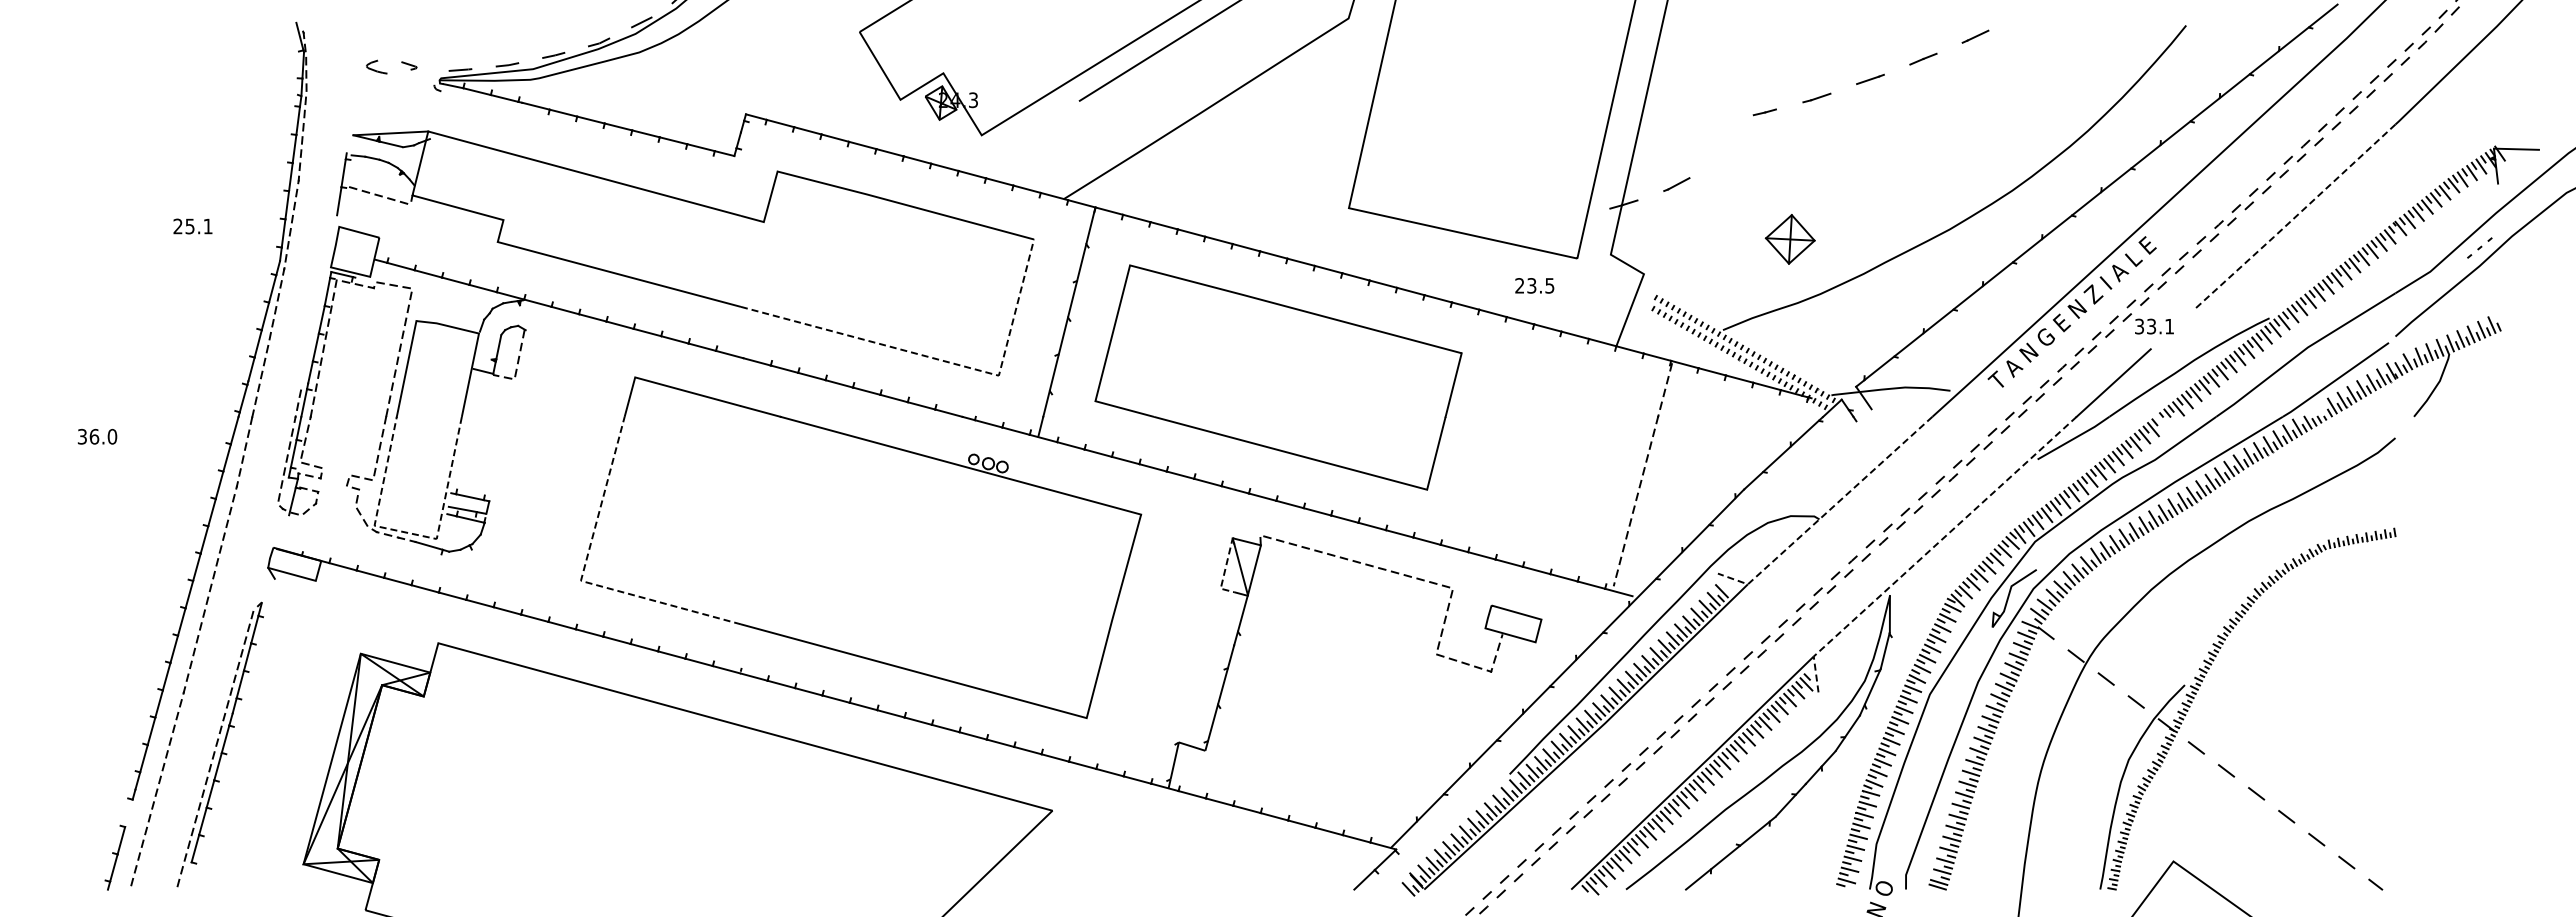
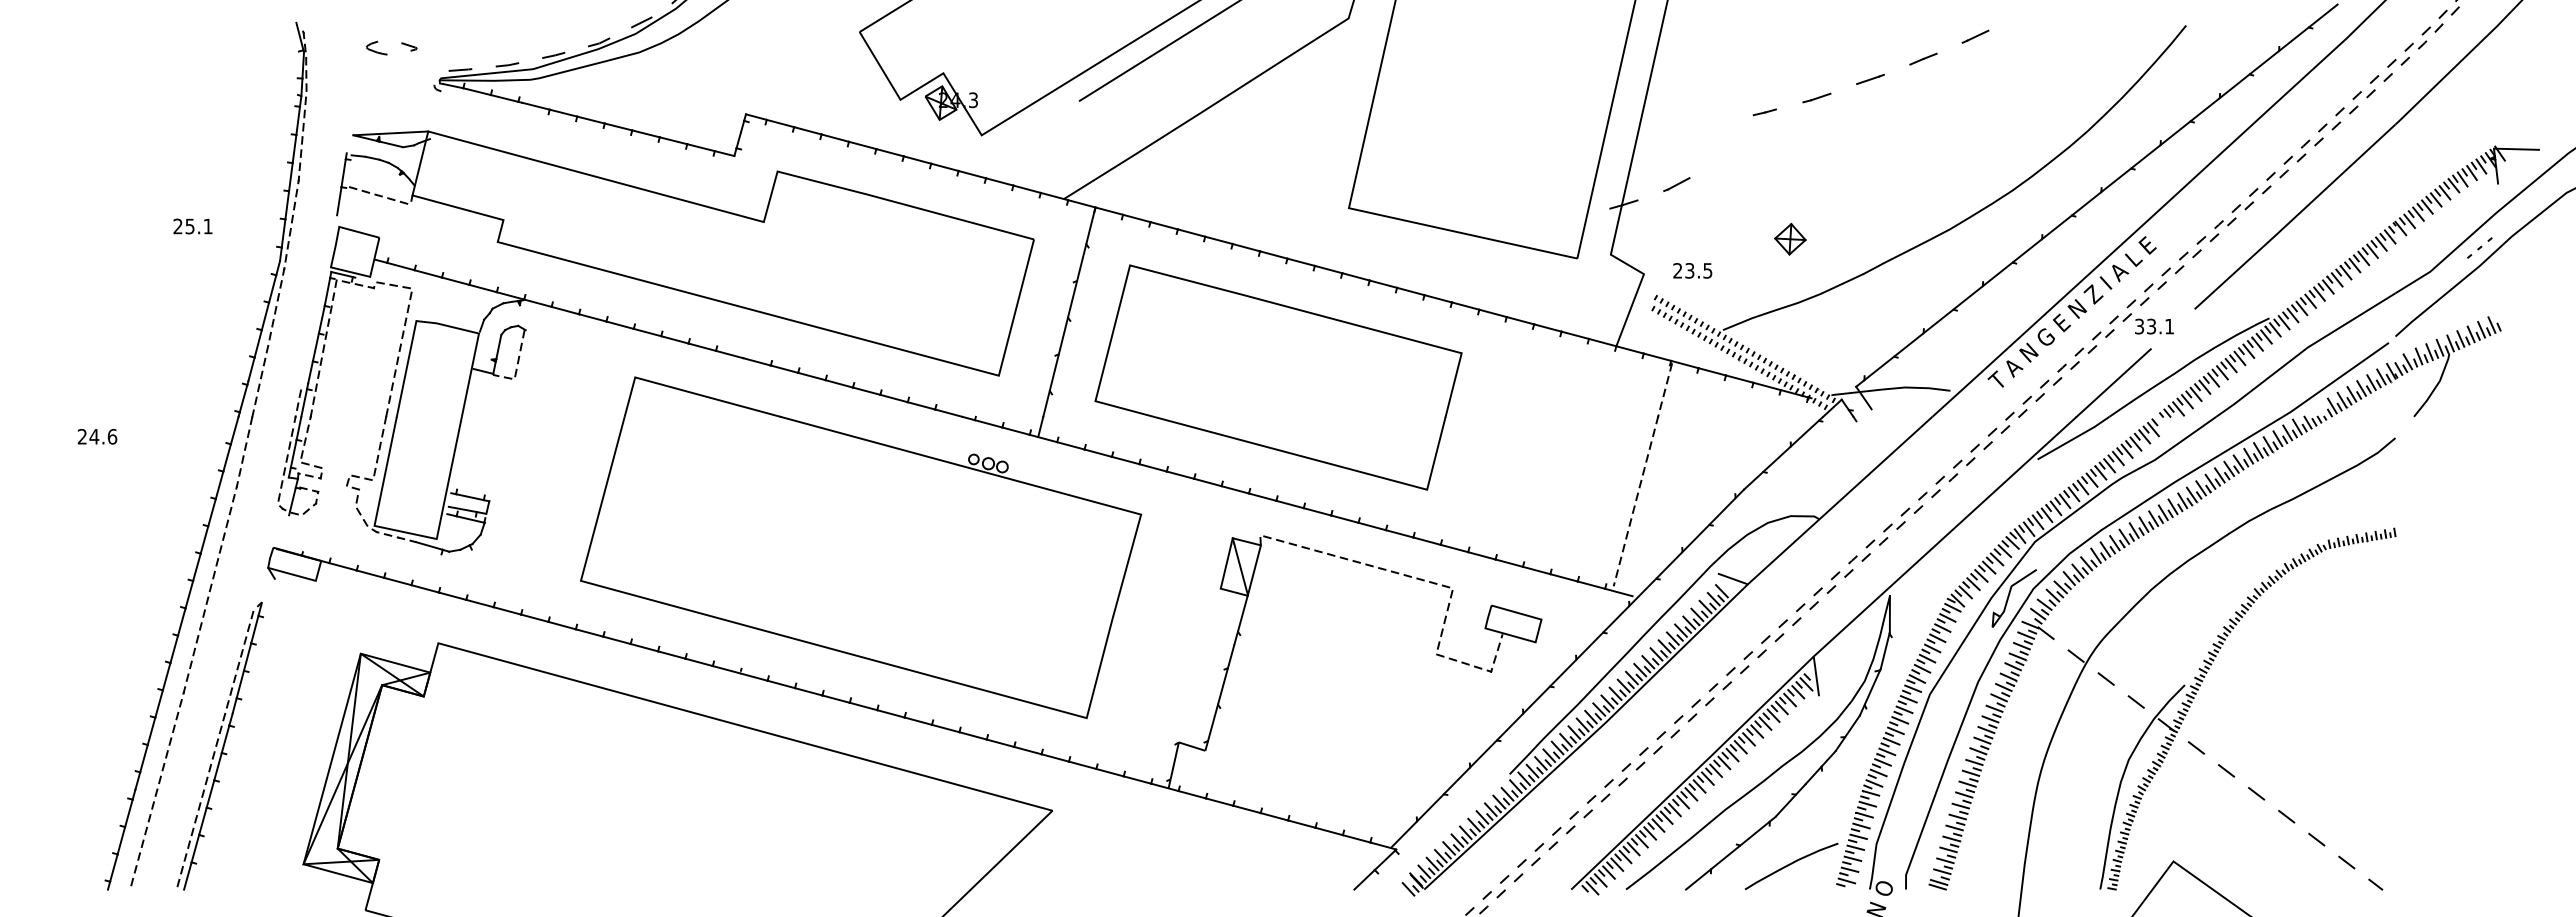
part position: (387, 72) -> (387, 53) (387, 53)
line: dashed -> solid (2294, 217)
part size: 52x51 px -> 33x34 px (1790, 238)
text position: (1534, 285) -> (1692, 270) (1692, 270)
line: dashed -> solid (939, 359)
text: 36.0 -> 24.6 (97, 436)
line: dashed -> solid (1827, 511)
line: dashed -> solid (411, 533)
line: dashed -> solid (1929, 550)
line: dashed -> solid (1225, 569)
line: dashed -> solid (581, 578)
line: none -> present (128, 813)
curve: none -> present (1790, 865)
line: none -> present (187, 875)
